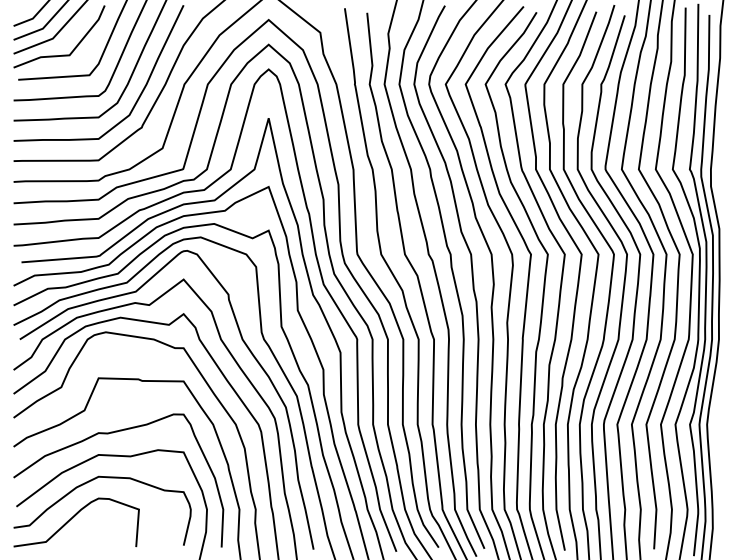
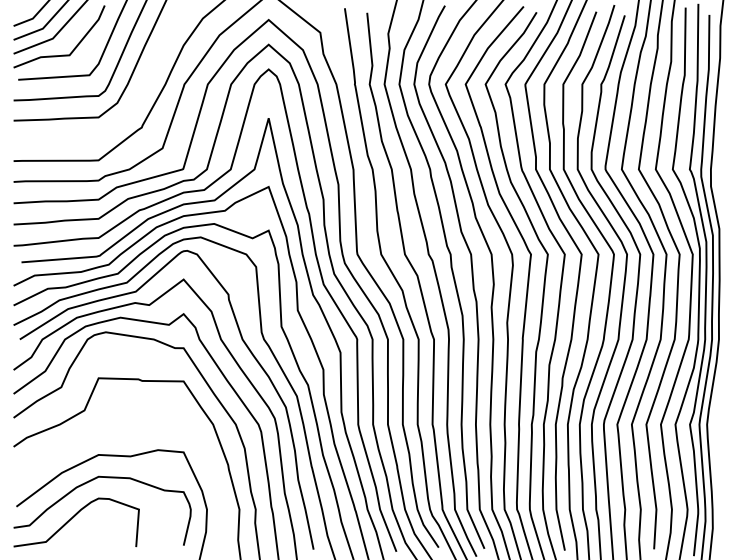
curve: present -> none (139, 94)
curve: present -> none (108, 434)
